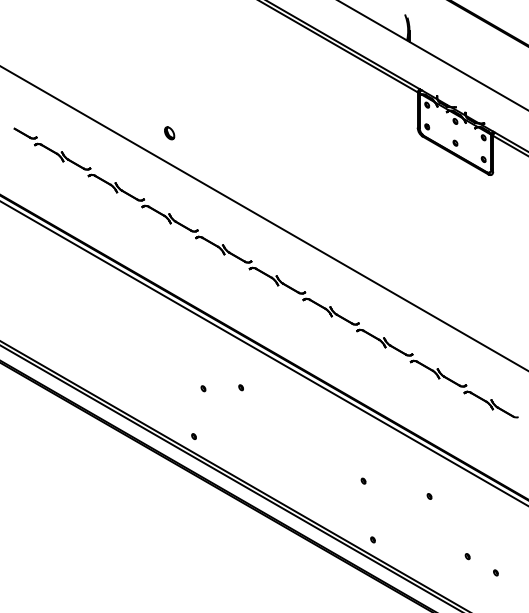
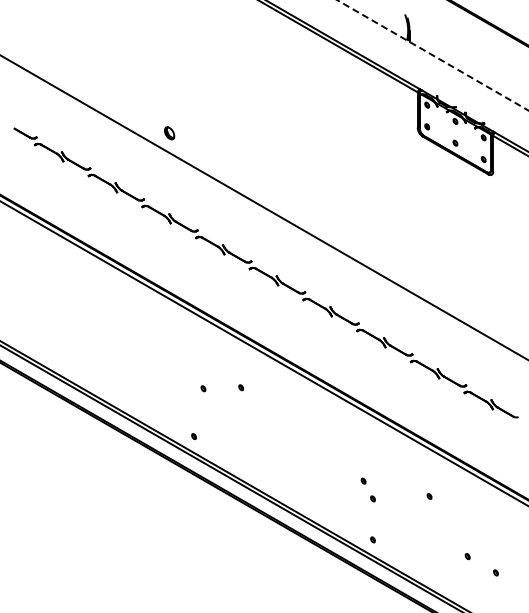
line: solid -> dashed (433, 55)
line position: (263, 218) -> (263, 207) (263, 207)
part: none -> present (372, 498)
